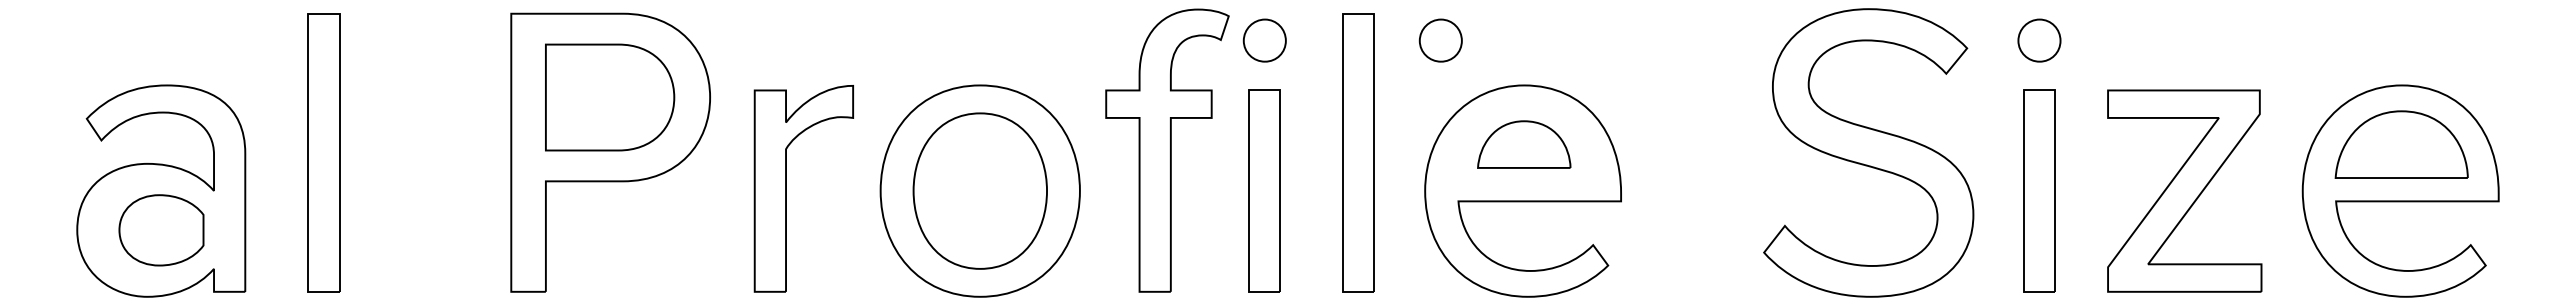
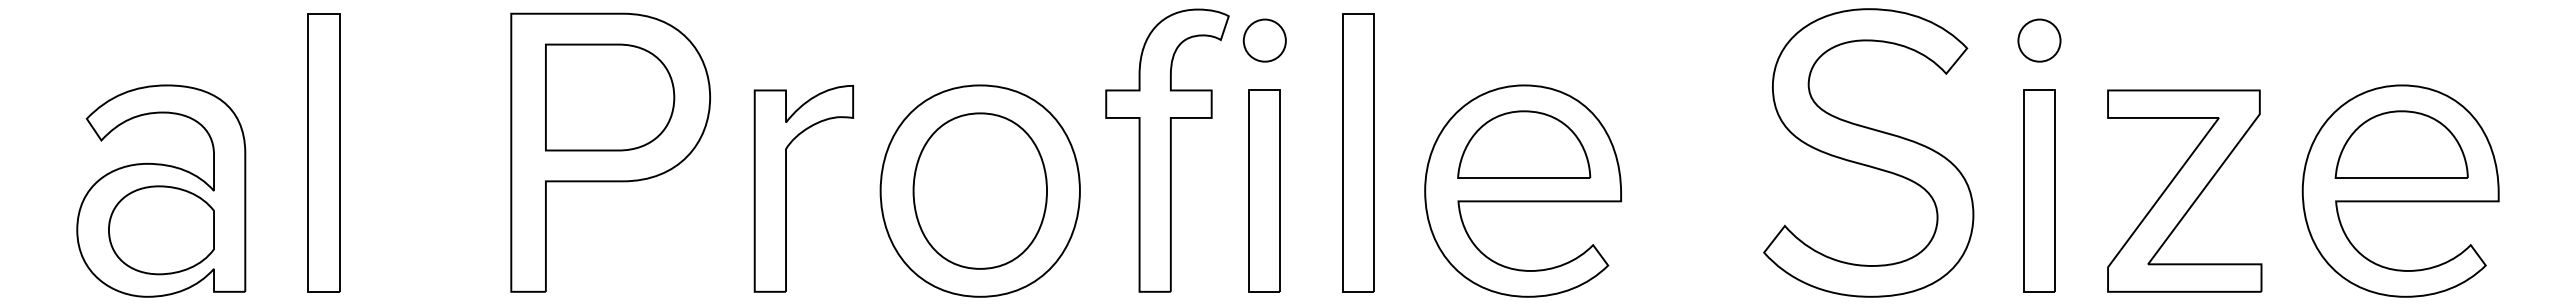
part: present -> none (1440, 40)
part size: 95x49 px -> 135x69 px (1524, 144)
part size: 87x73 px -> 107x91 px (161, 230)
